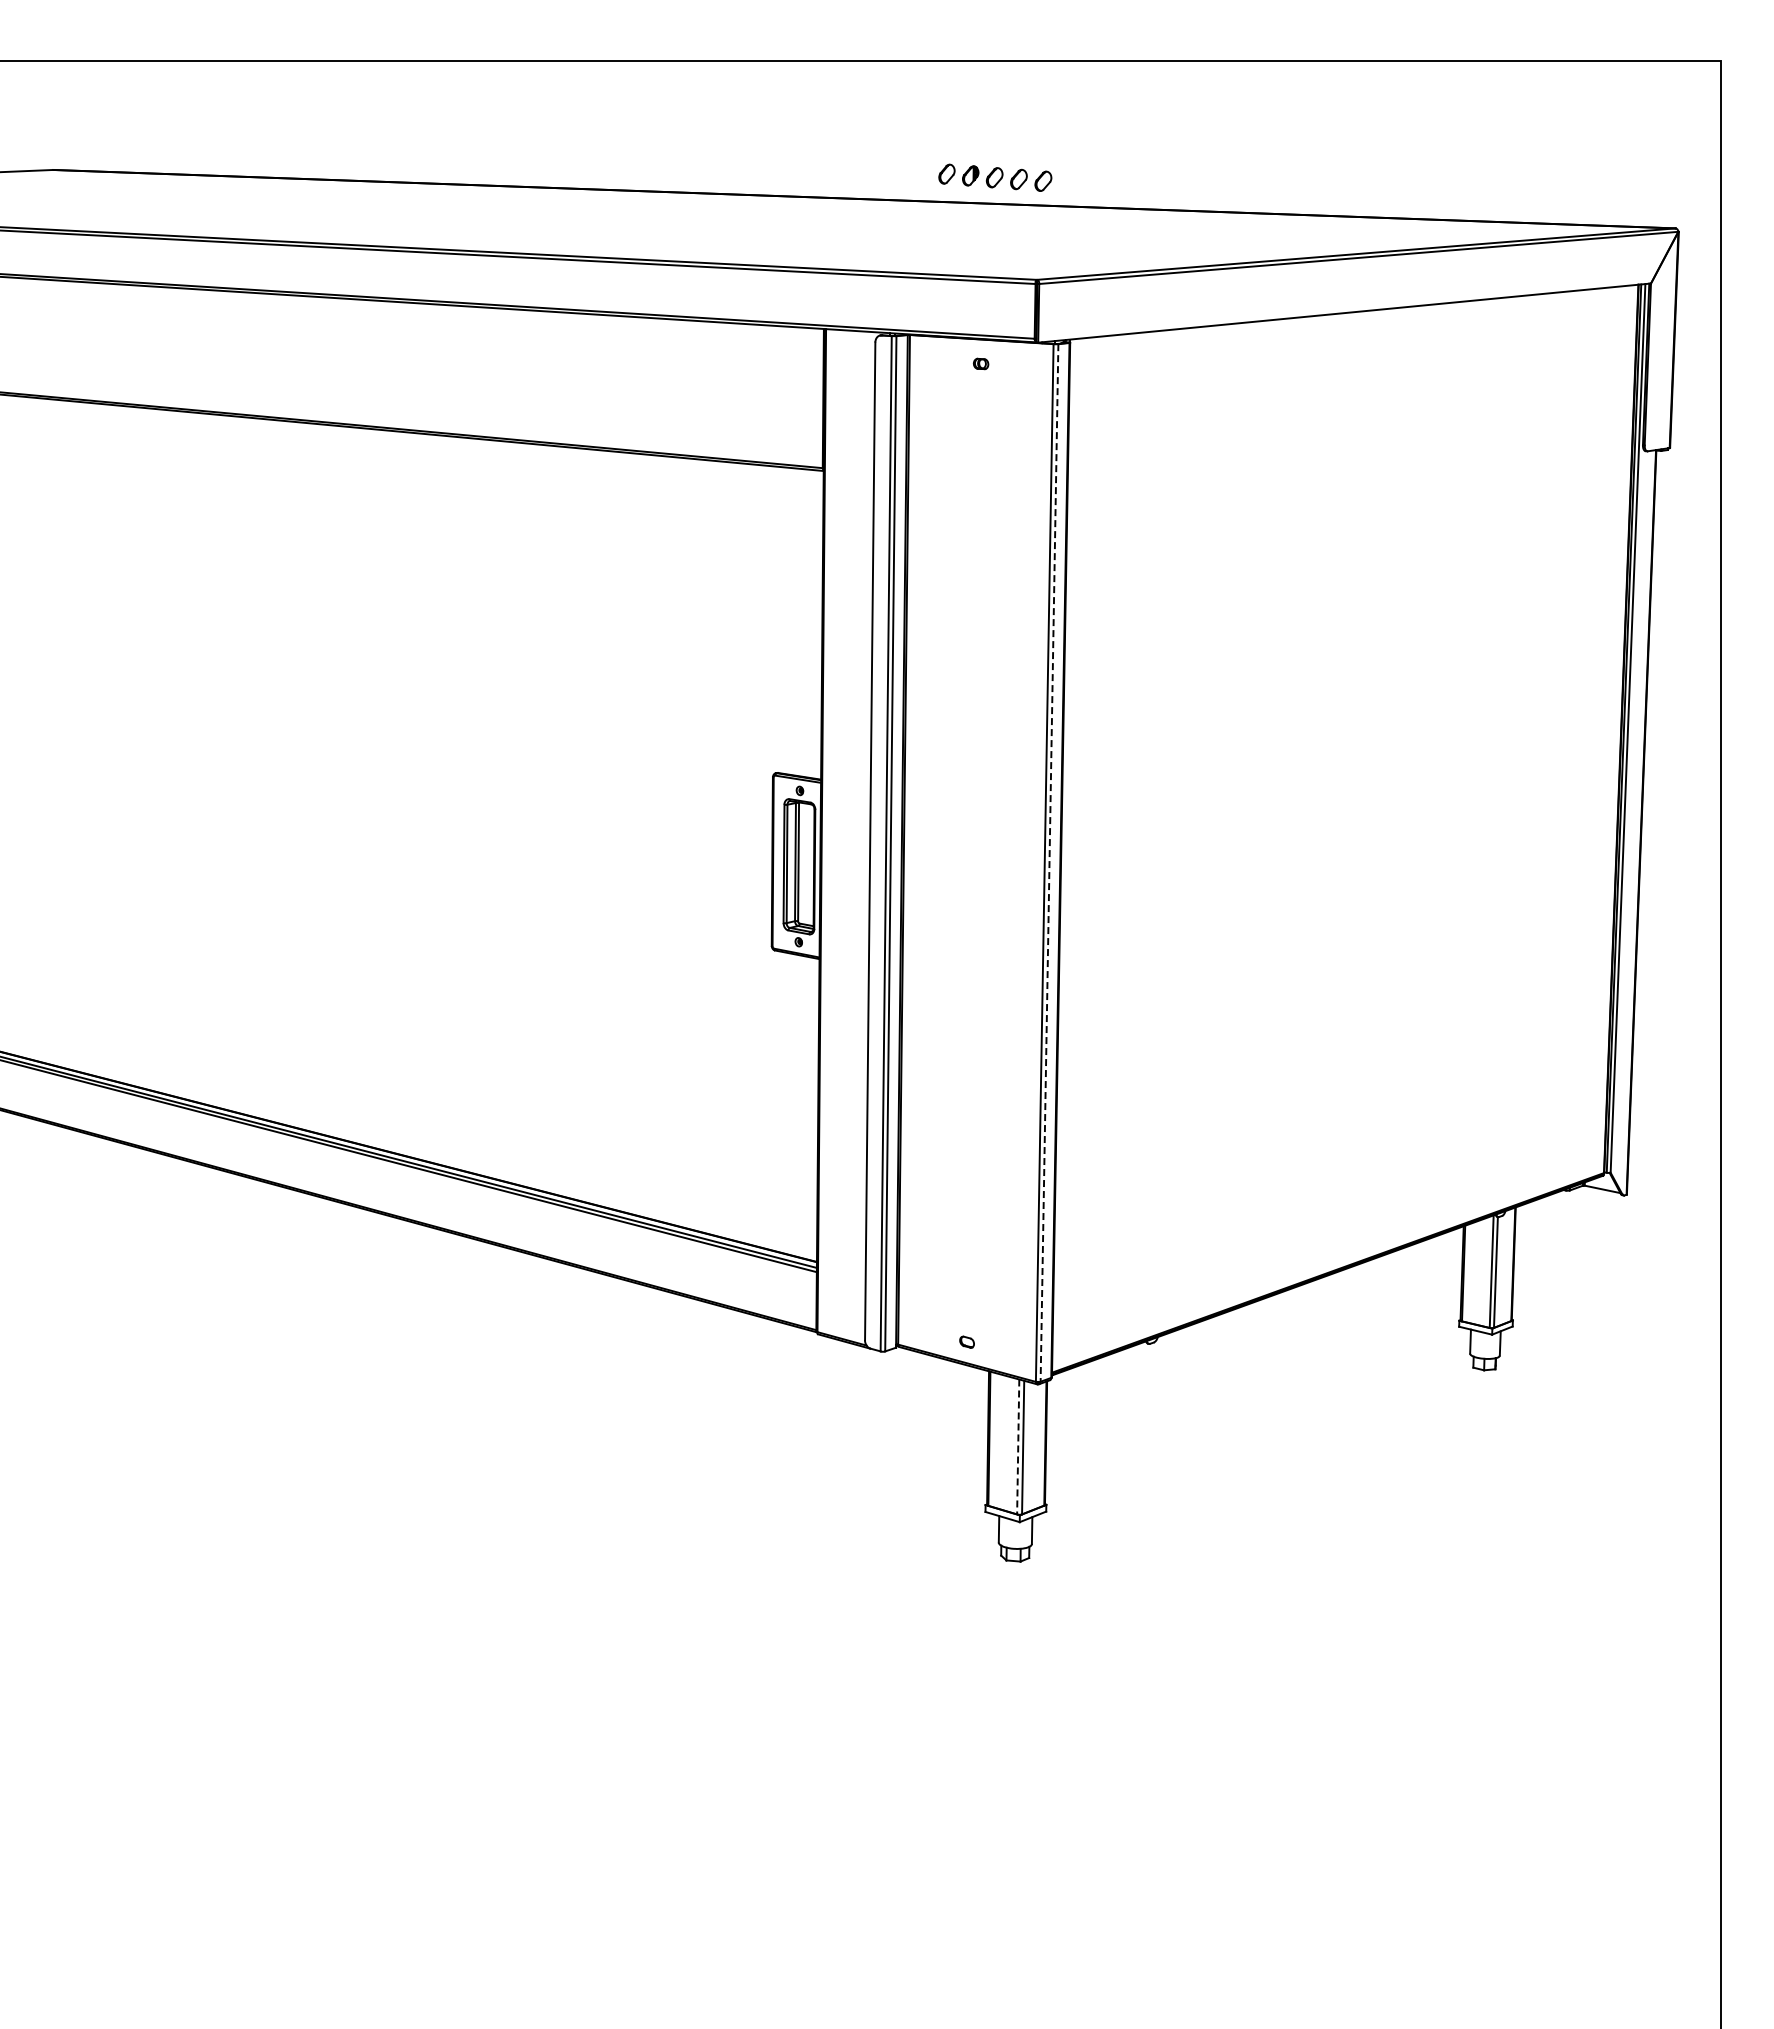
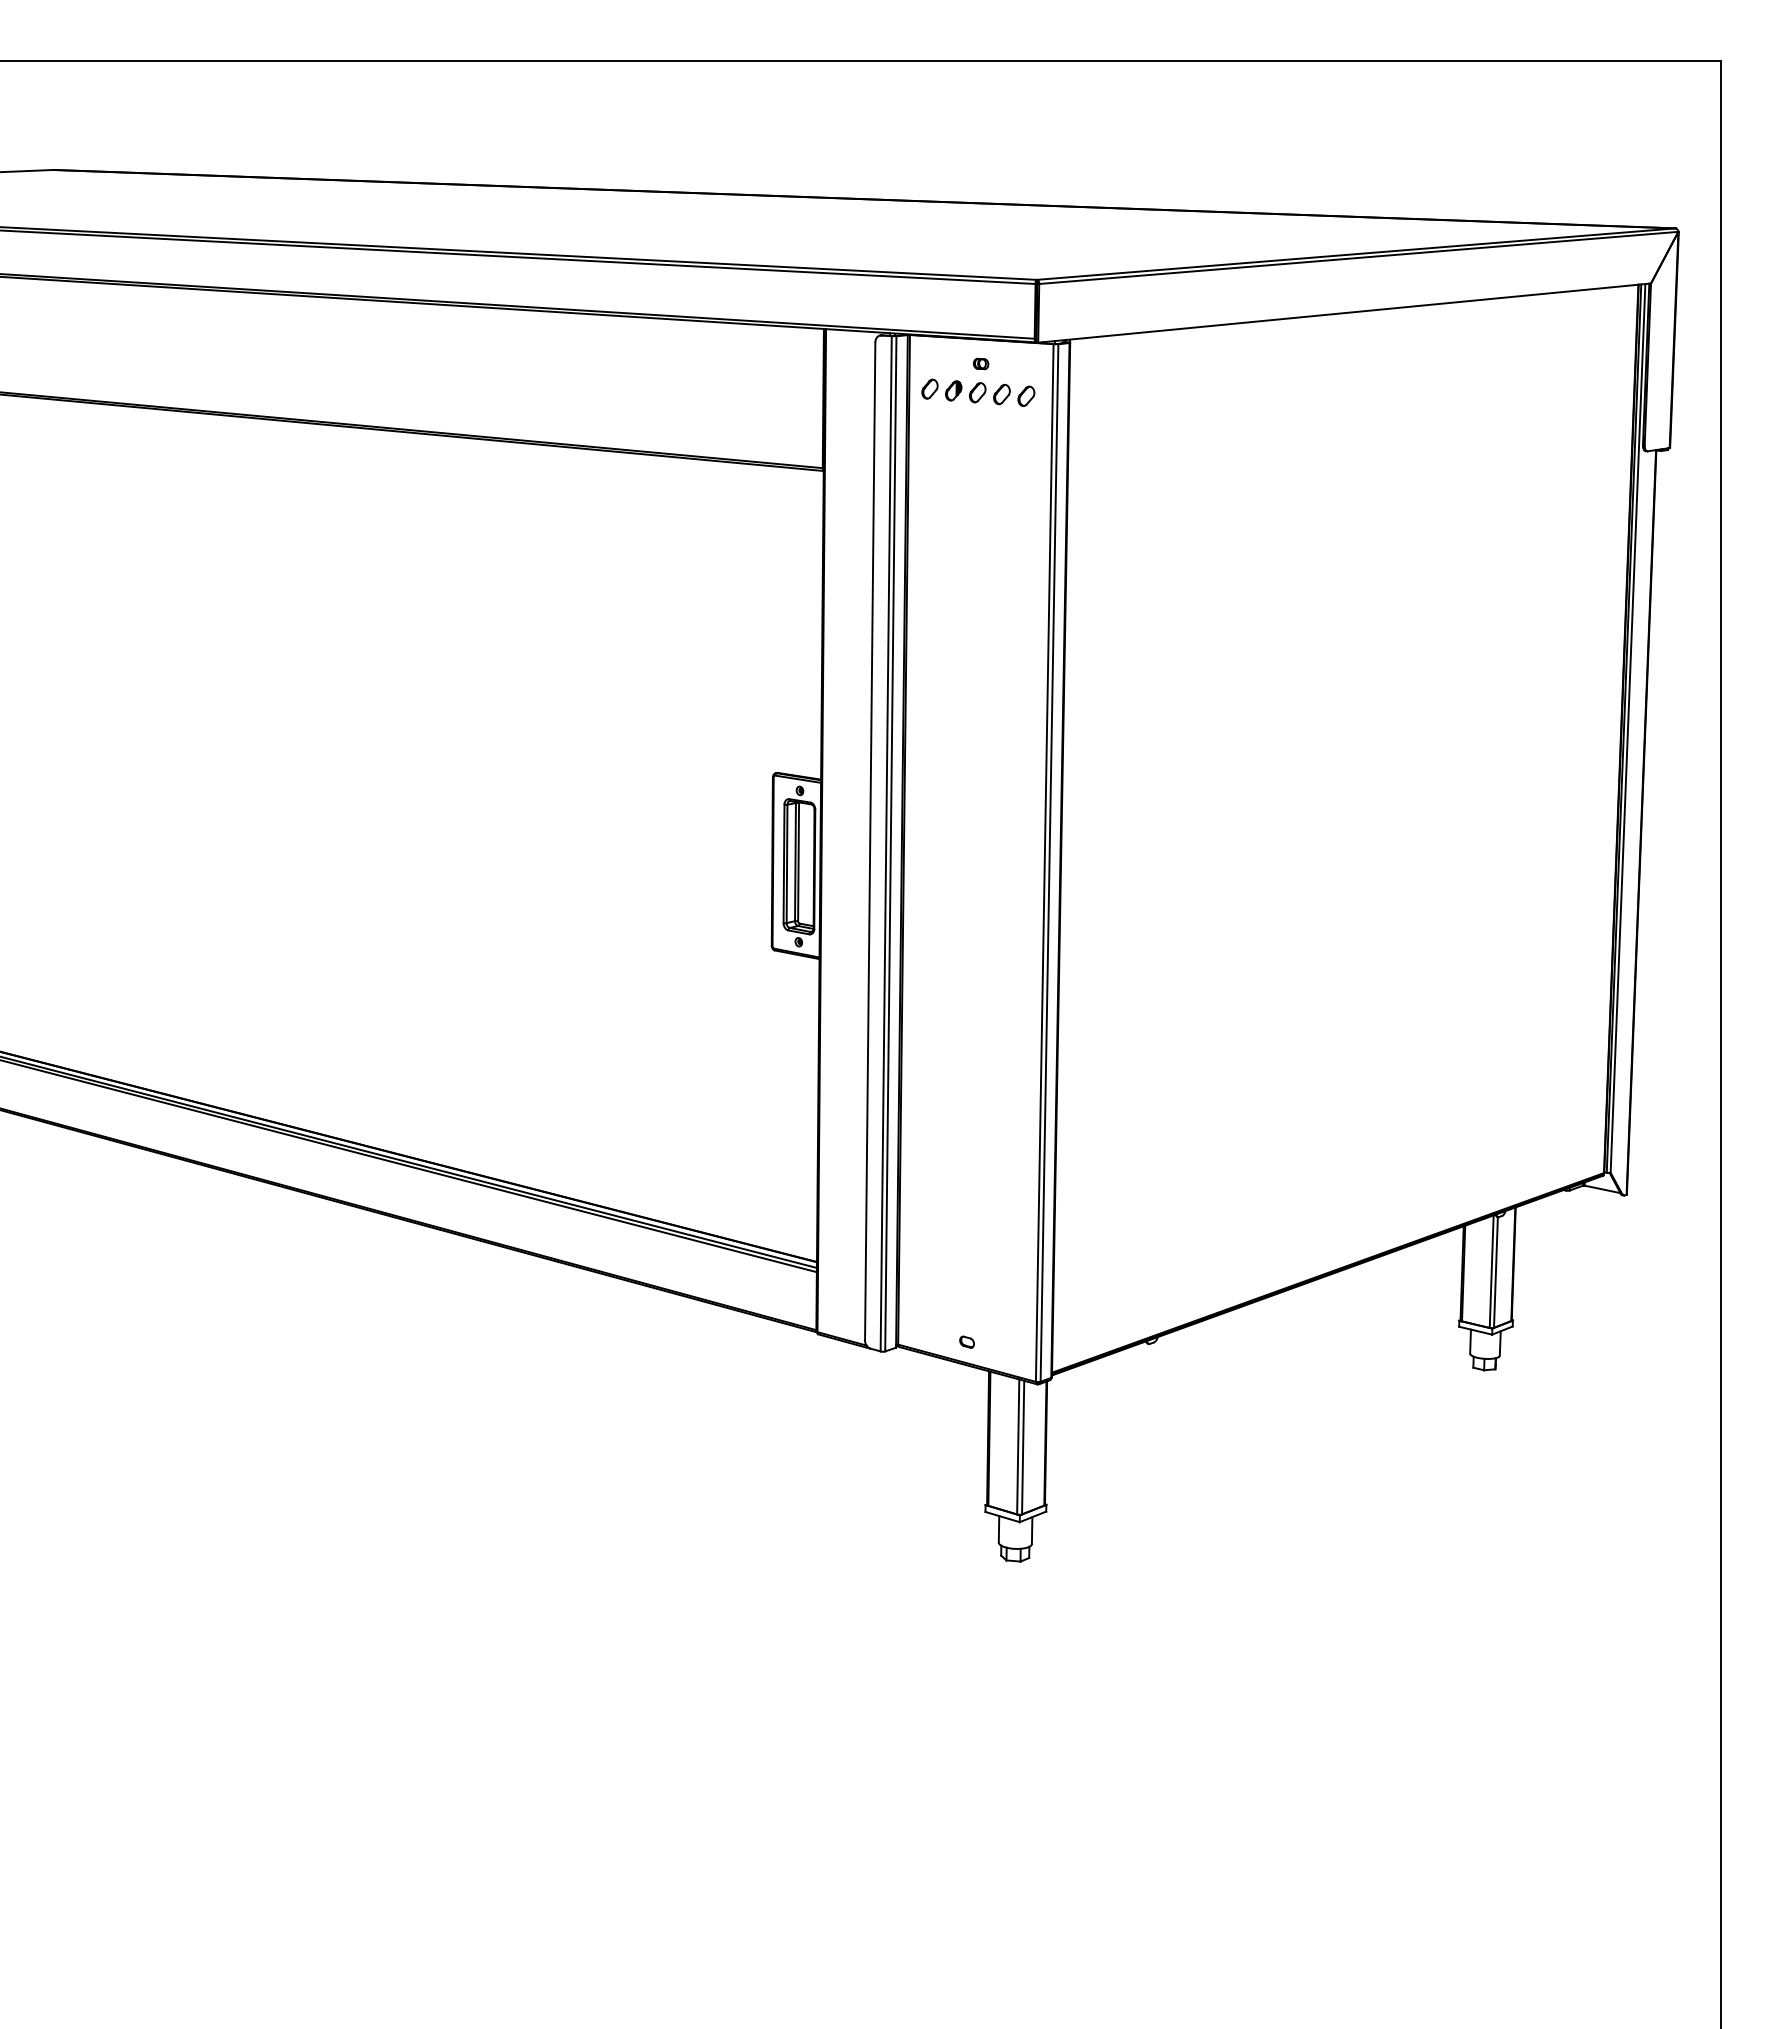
part position: (995, 177) -> (978, 392) (978, 392)
line: dashed -> solid (1049, 862)
line: dashed -> solid (1018, 1446)
